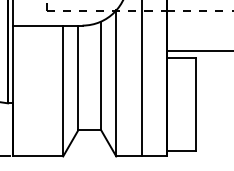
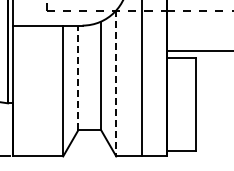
line: solid -> dashed (78, 77)
line: solid -> dashed (116, 83)
